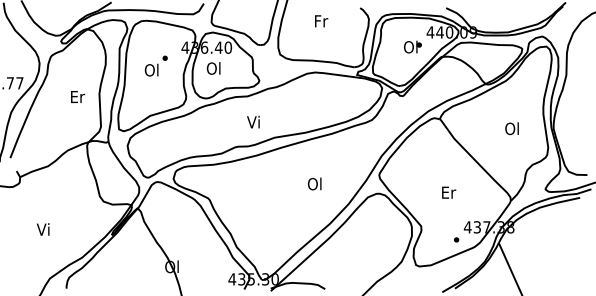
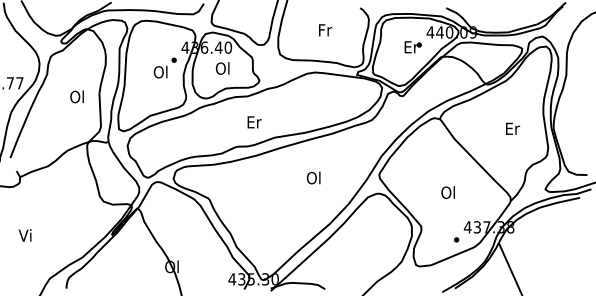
text position: (321, 21) -> (325, 30) (325, 30)
text: Ol -> Er (410, 46)
text position: (155, 65) -> (164, 67) (164, 67)
text position: (213, 68) -> (222, 68) (222, 68)
text: Er -> Ol (77, 96)
text: Vi -> Er (254, 121)
text: Ol -> Er (512, 128)
text position: (314, 183) -> (313, 177) (313, 177)
text: Er -> Ol (448, 192)
text position: (43, 229) -> (25, 235) (25, 235)
